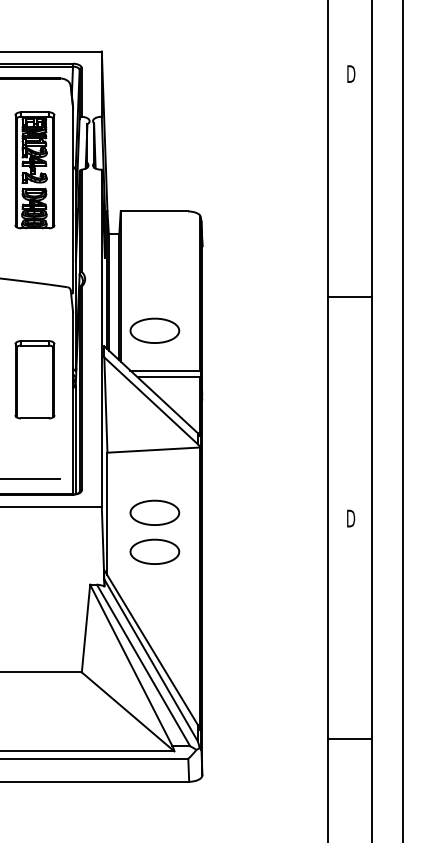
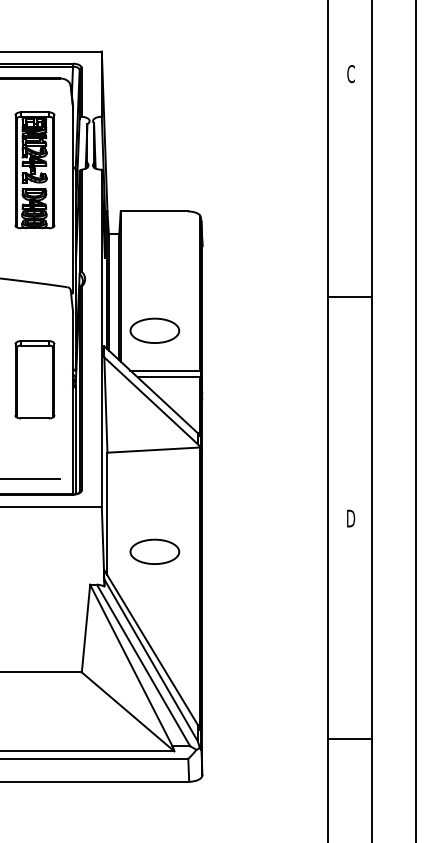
text: D -> C (351, 74)
line position: (403, 420) -> (416, 420) (416, 420)
part: present -> none (154, 512)
